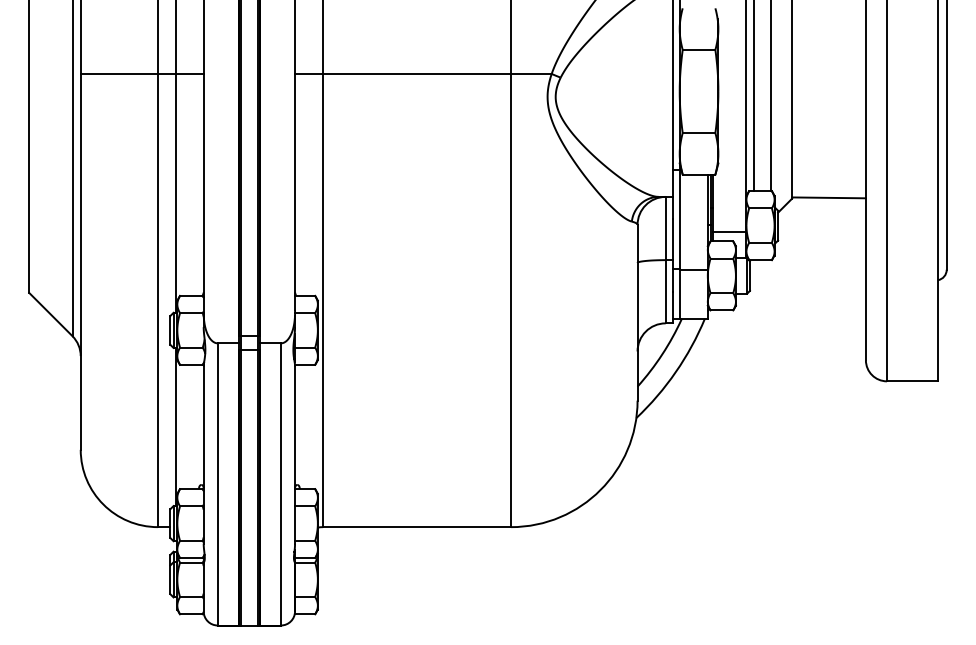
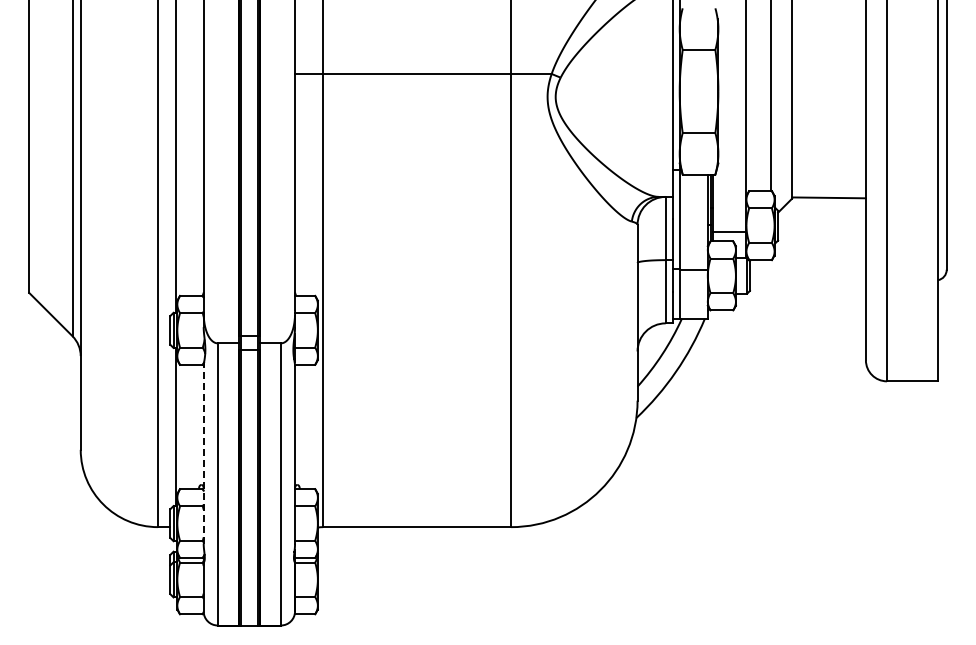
line: present -> none (141, 73)
line: present -> none (753, 96)
line: solid -> dashed (203, 454)
